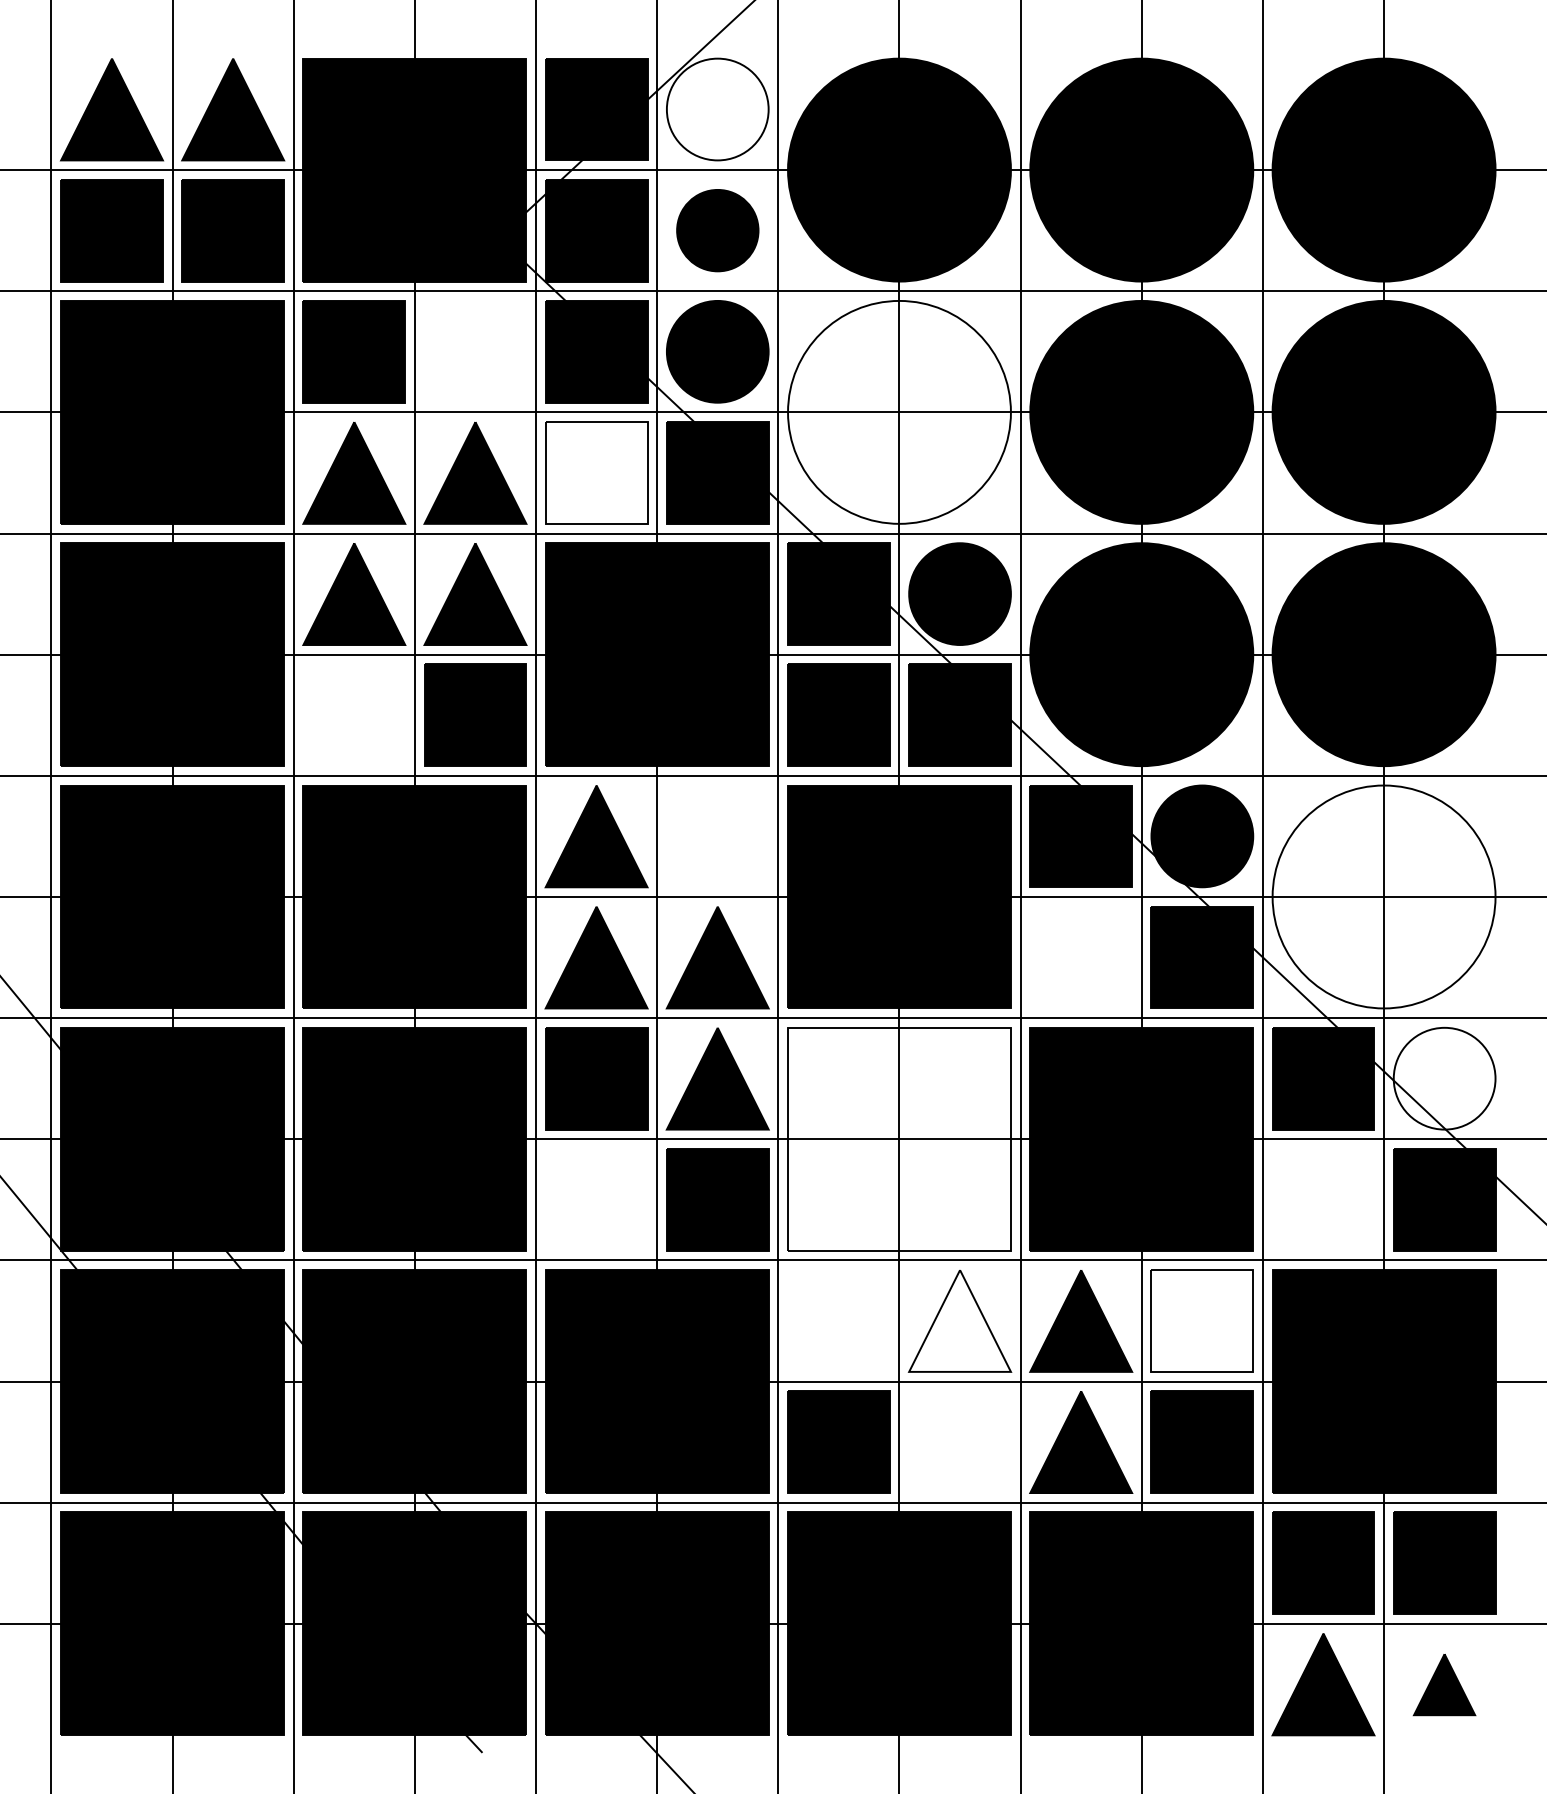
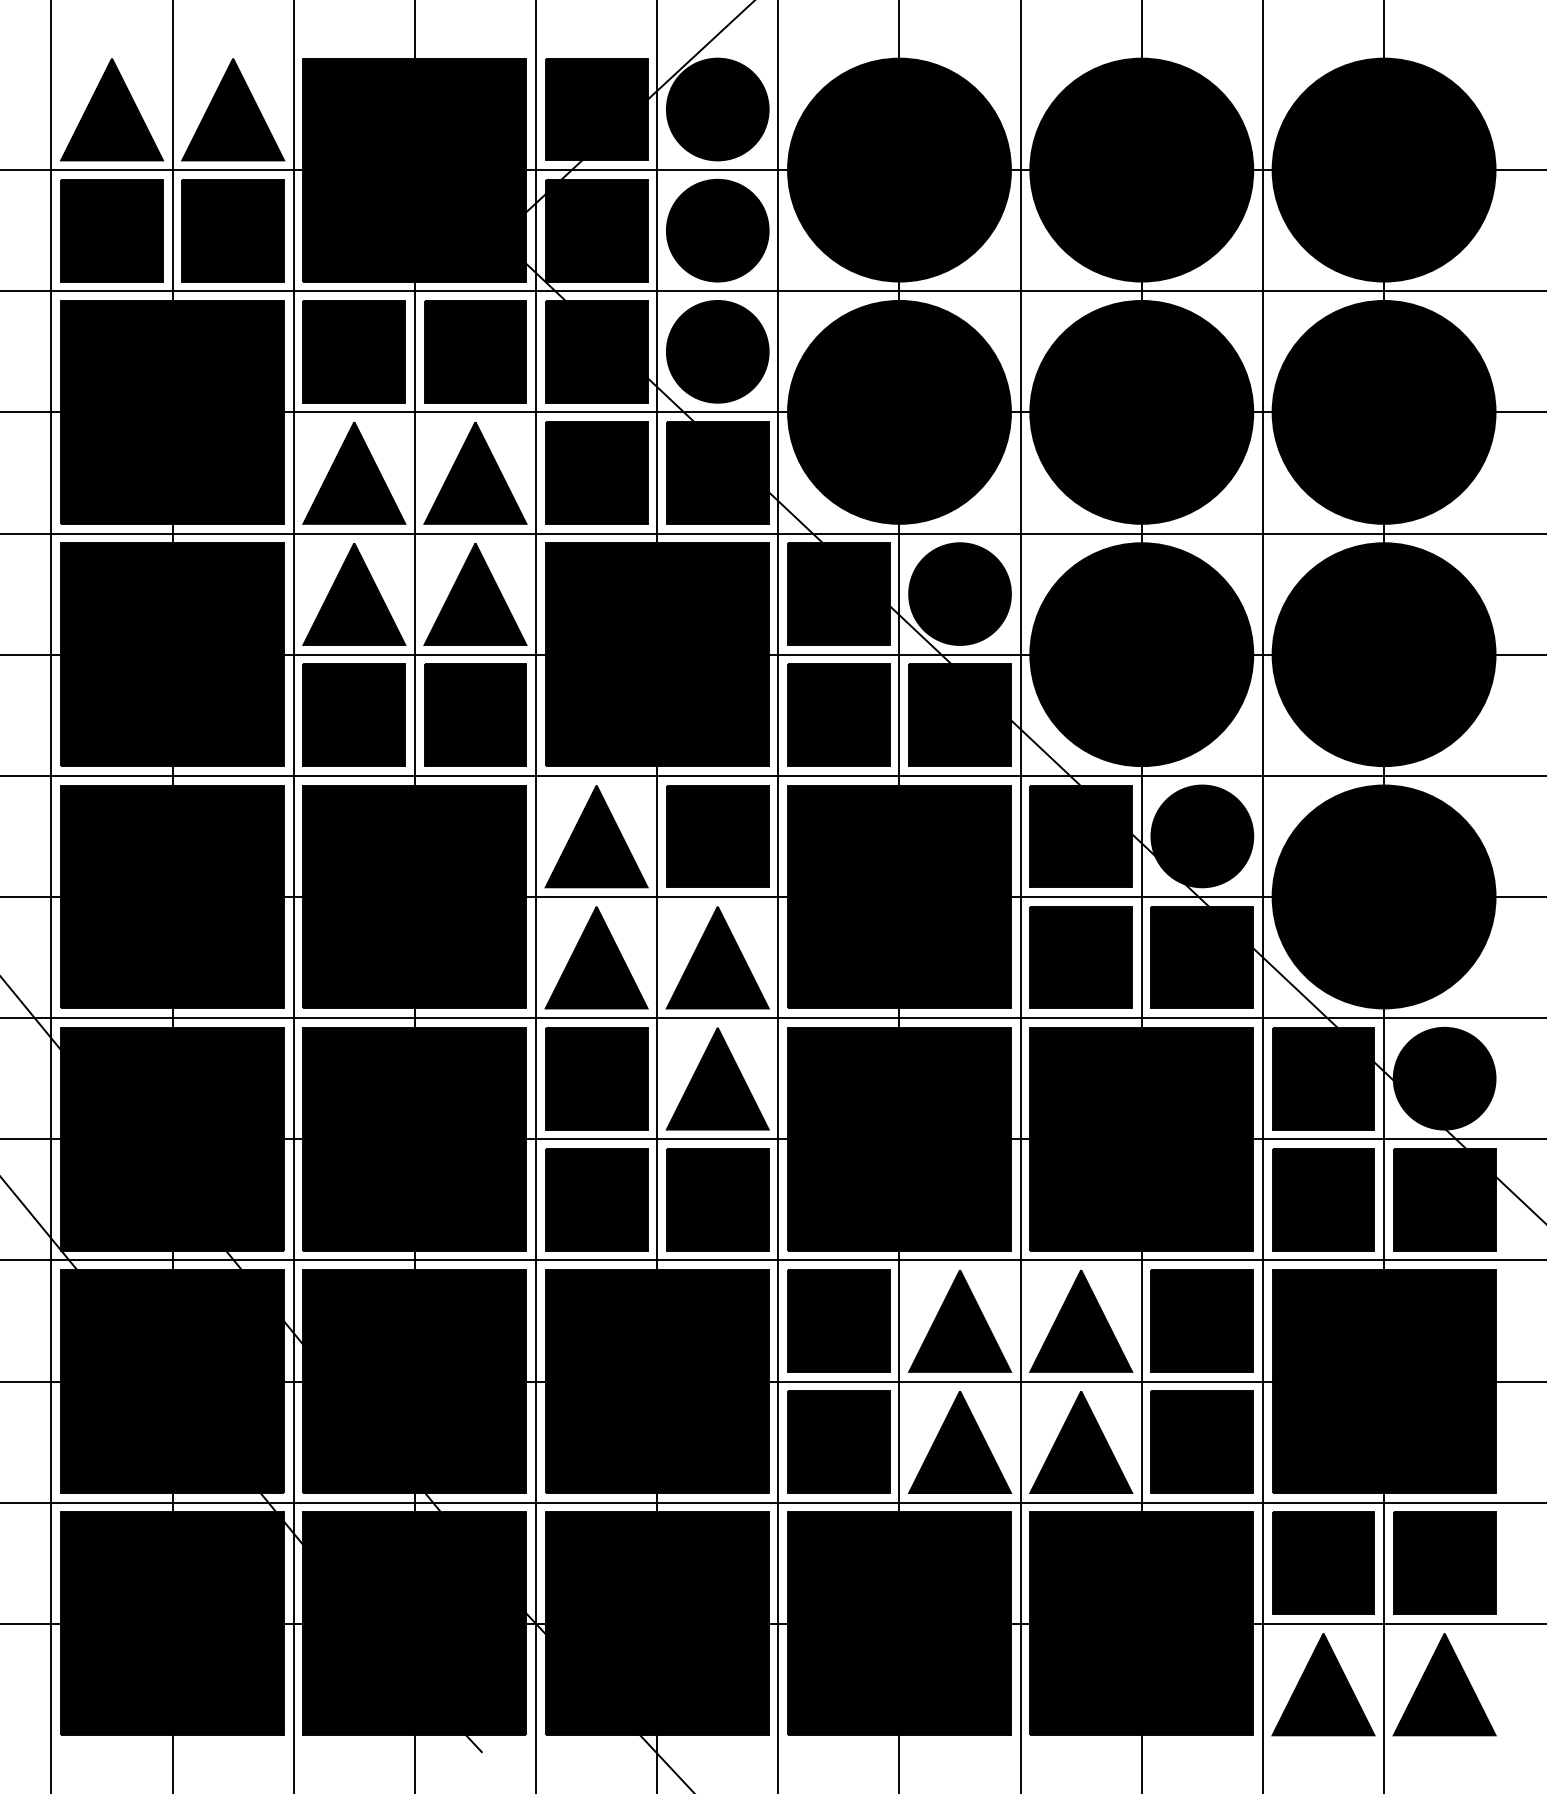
fill: none -> present (717, 109)
part size: 84x84 px -> 104x105 px (717, 230)
part: none -> present (475, 351)
fill: none -> present (899, 411)
fill: none -> present (596, 472)
part: none -> present (353, 714)
part: none -> present (717, 836)
fill: none -> present (1383, 896)
part: none -> present (1080, 957)
fill: none -> present (1444, 1078)
fill: none -> present (899, 1138)
part: none -> present (596, 1199)
part: none -> present (1323, 1199)
part: none -> present (838, 1320)
fill: none -> present (959, 1320)
fill: none -> present (1202, 1320)
part: none -> present (959, 1442)
part size: 65x63 px -> 105x104 px (1444, 1684)
